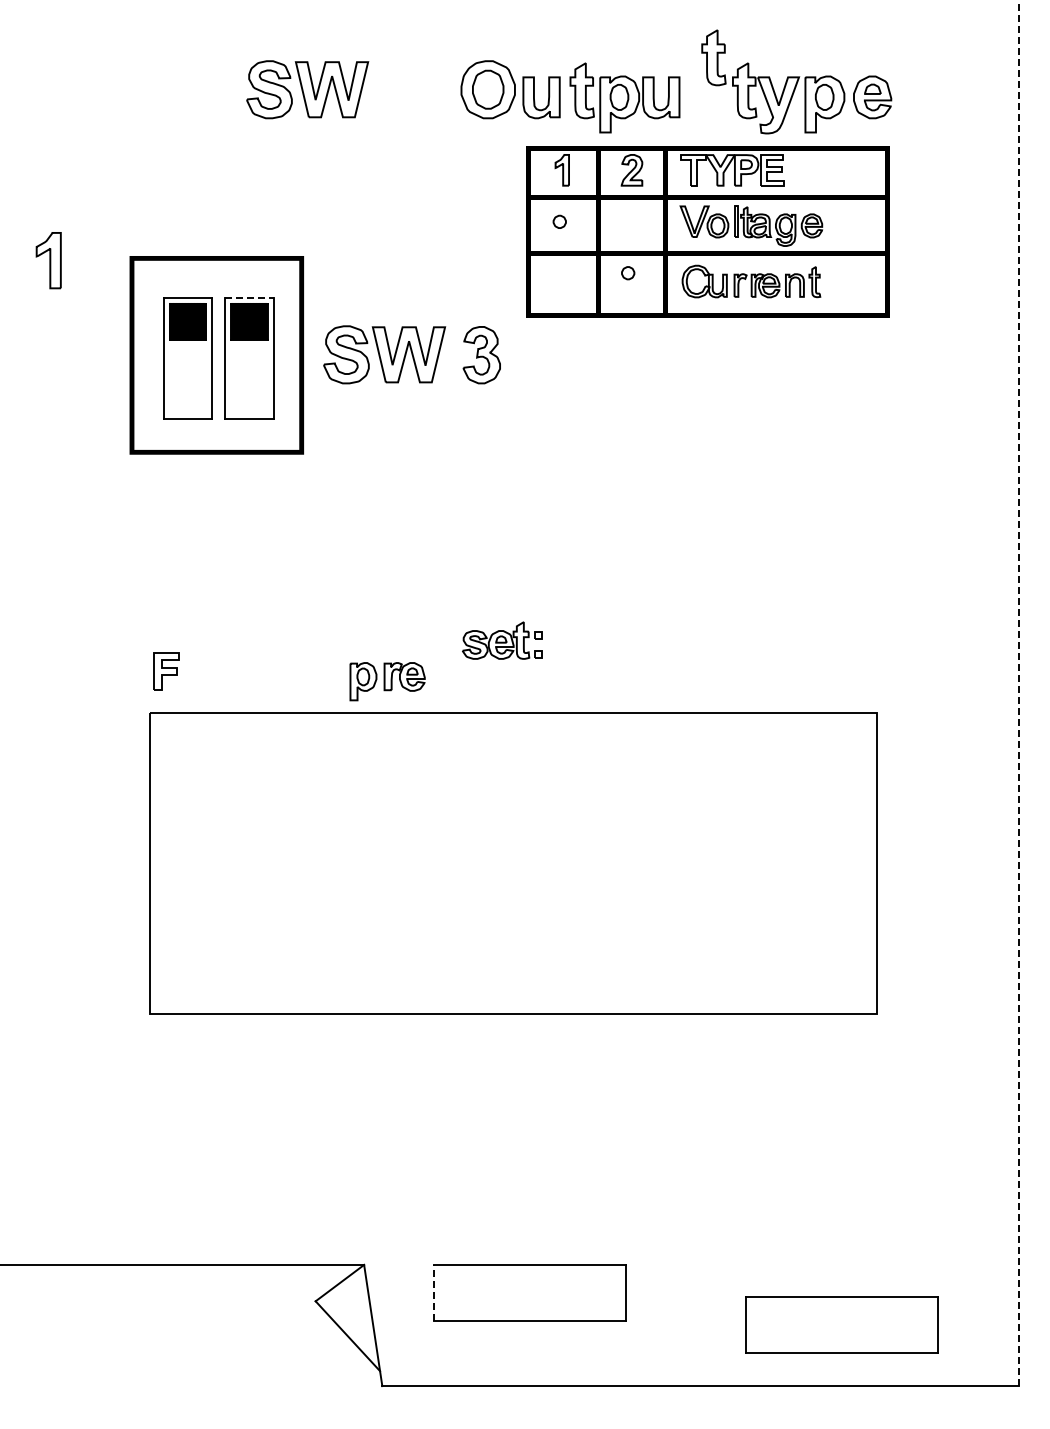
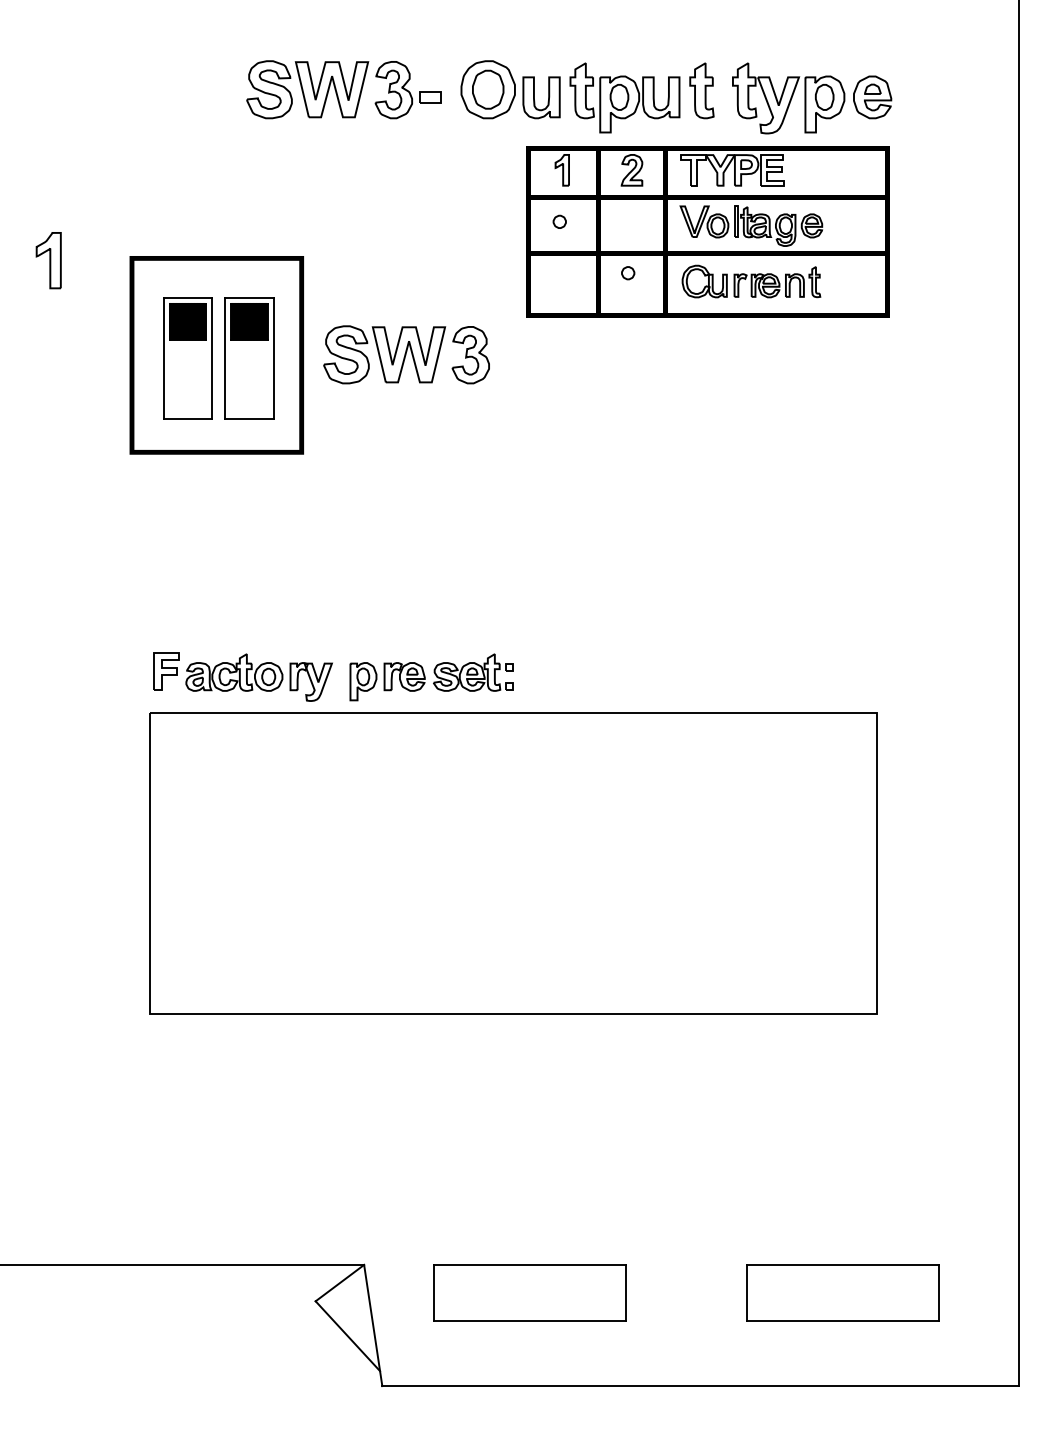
part position: (713, 57) -> (701, 90) (701, 90)
part: none -> present (407, 90)
line: dashed -> solid (249, 297)
part position: (481, 355) -> (470, 355) (470, 355)
part position: (502, 640) -> (473, 672) (473, 672)
part: none -> present (258, 677)
line: dashed -> solid (1018, 693)
line: dashed -> solid (434, 1292)
part position: (841, 1324) -> (842, 1292) (842, 1292)
